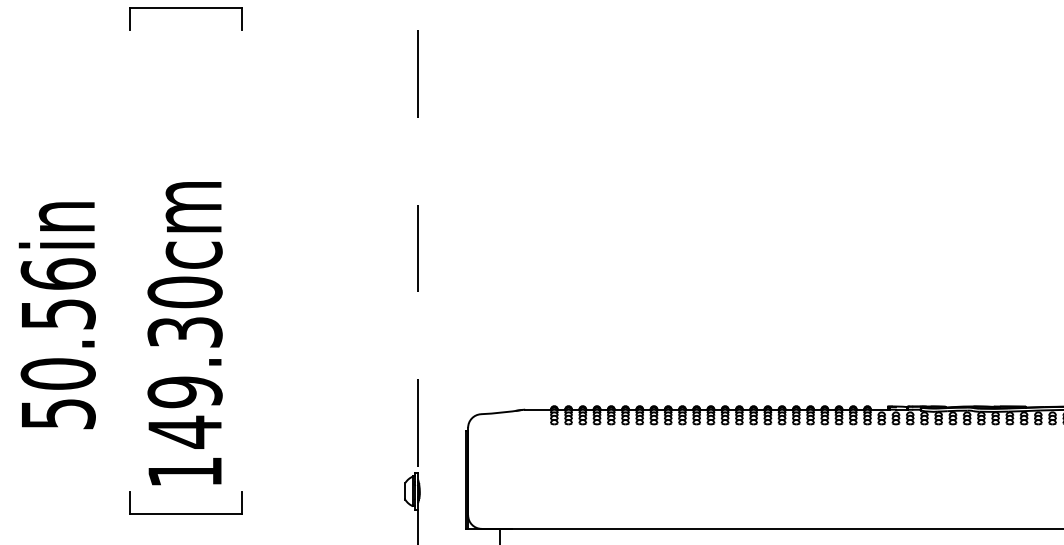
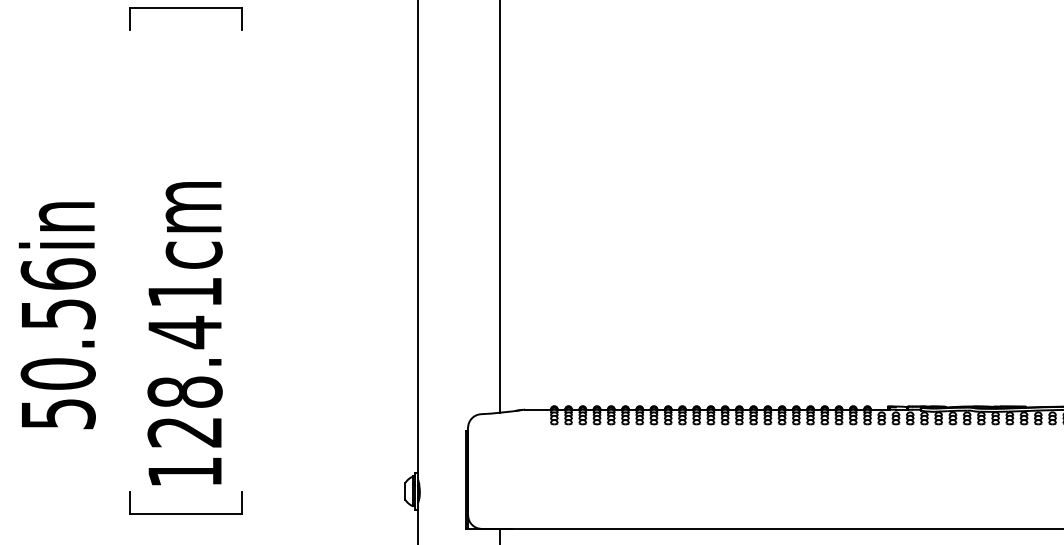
line: none -> present (499, 207)
line: dashed -> solid (418, 236)
text: 149.30cm -> 128.41cm (184, 362)
